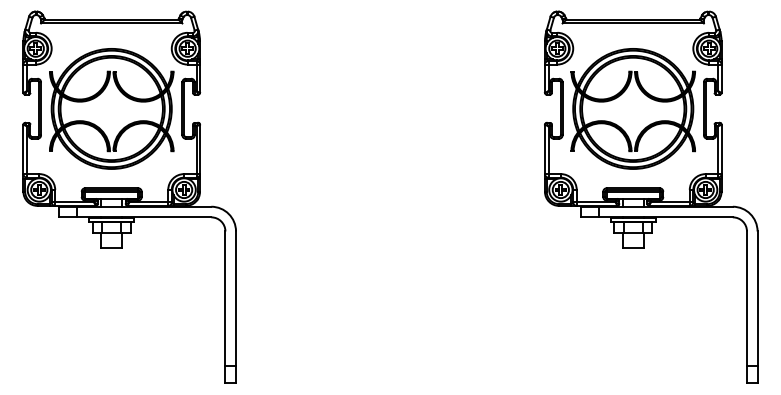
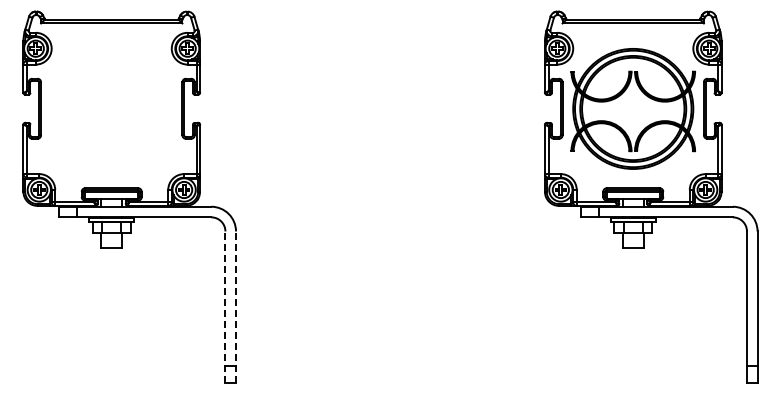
part: present -> none (111, 108)
line: solid -> dashed (225, 307)
line: solid -> dashed (236, 307)
